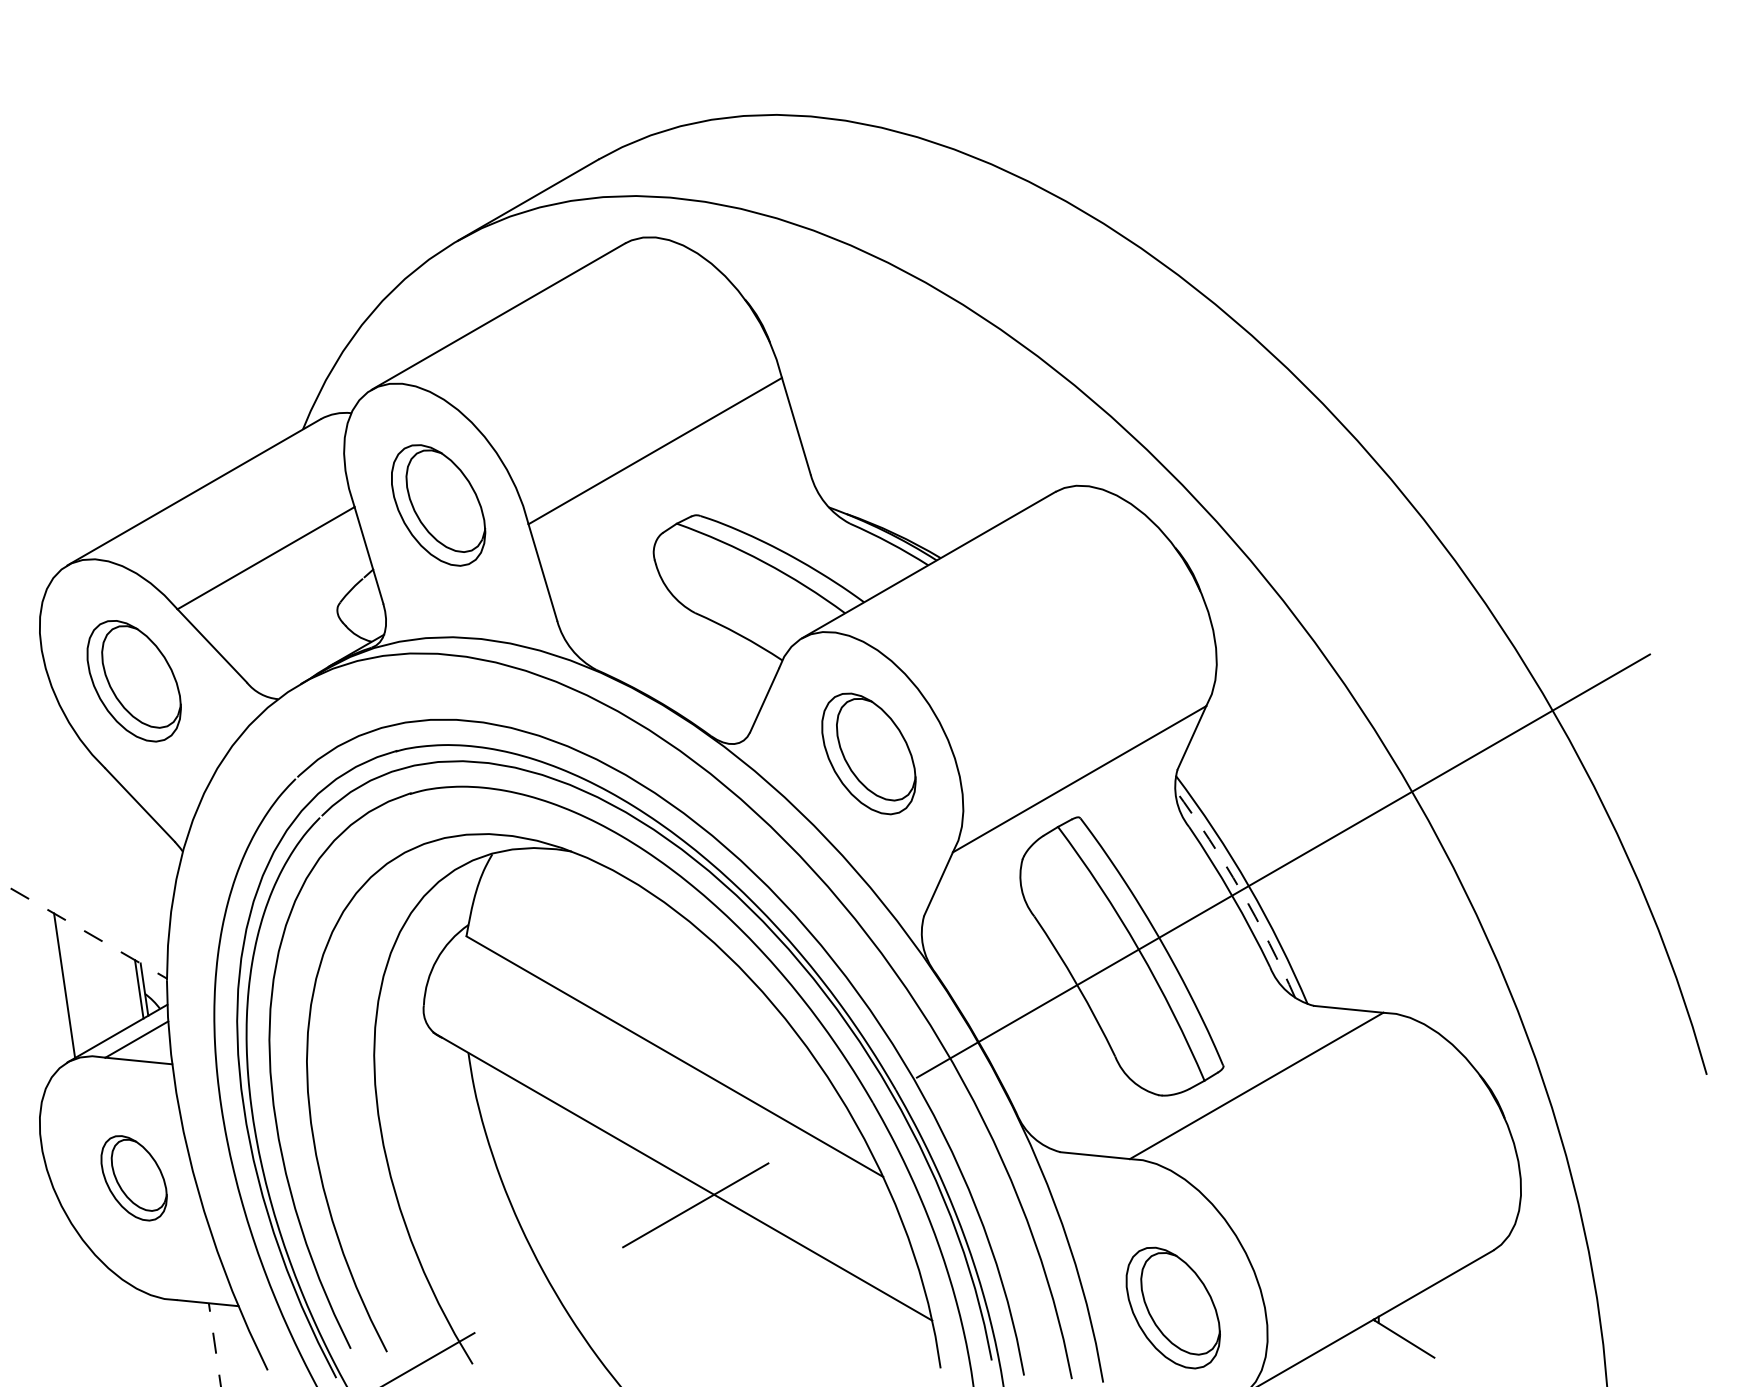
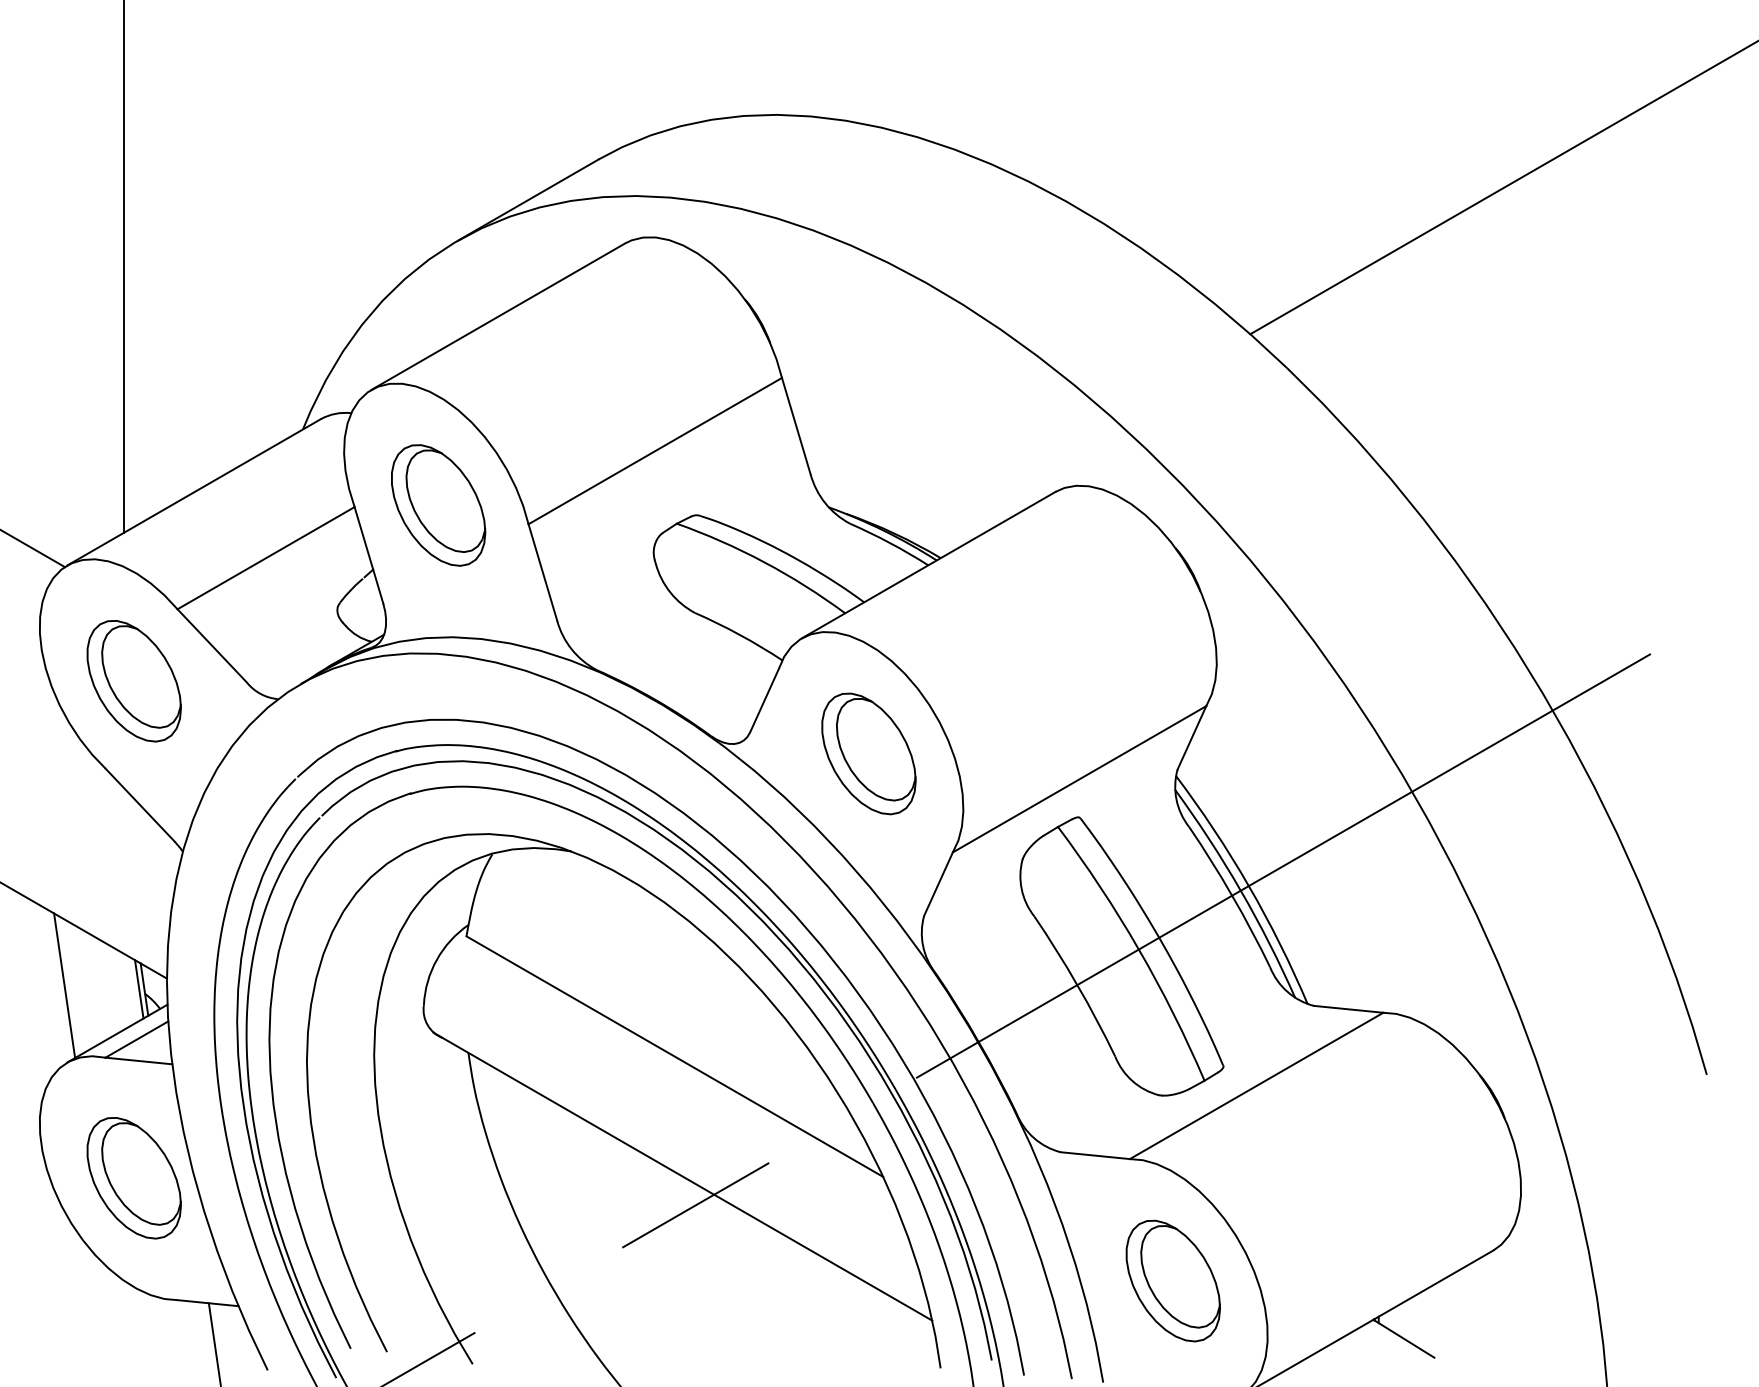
line: none -> present (1502, 188)
line: none -> present (123, 267)
line: none -> present (33, 548)
arc: dashed -> solid (1240, 890)
line: dashed -> solid (83, 930)
part size: 68x87 px -> 96x123 px (133, 1178)
part position: (1172, 1307) -> (1172, 1280) (1172, 1280)
line: dashed -> solid (214, 1344)
